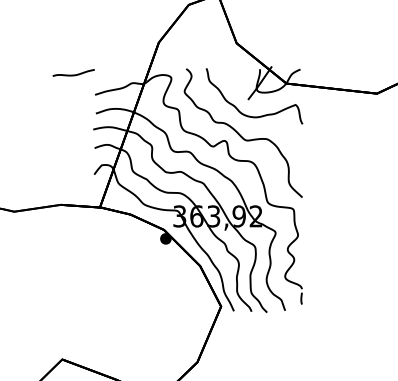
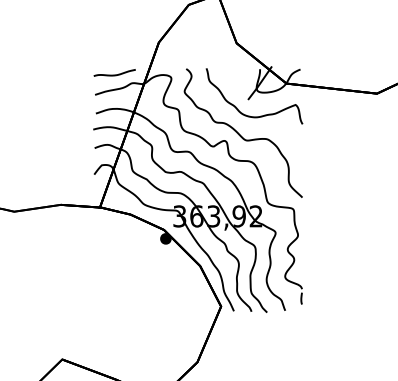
curve position: (73, 74) -> (114, 74) (114, 74)
